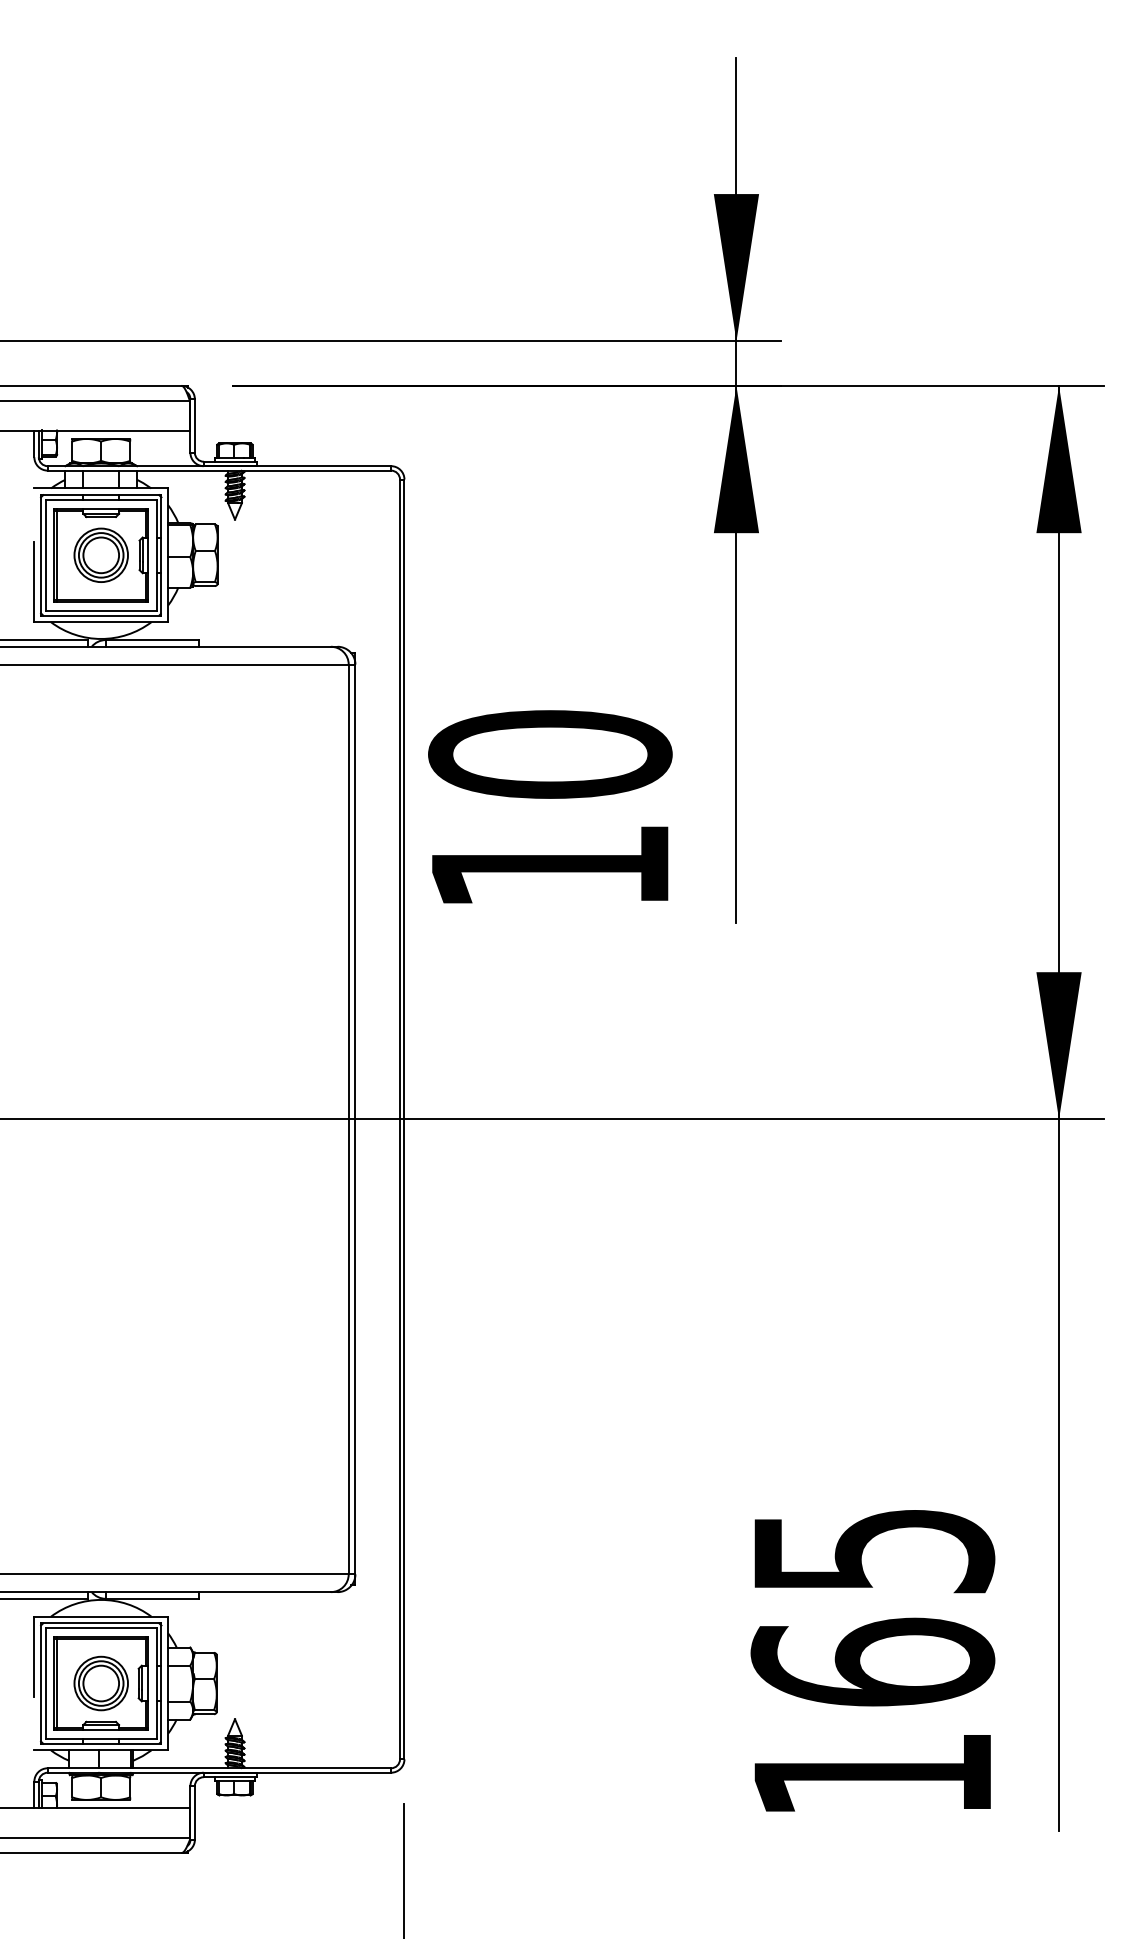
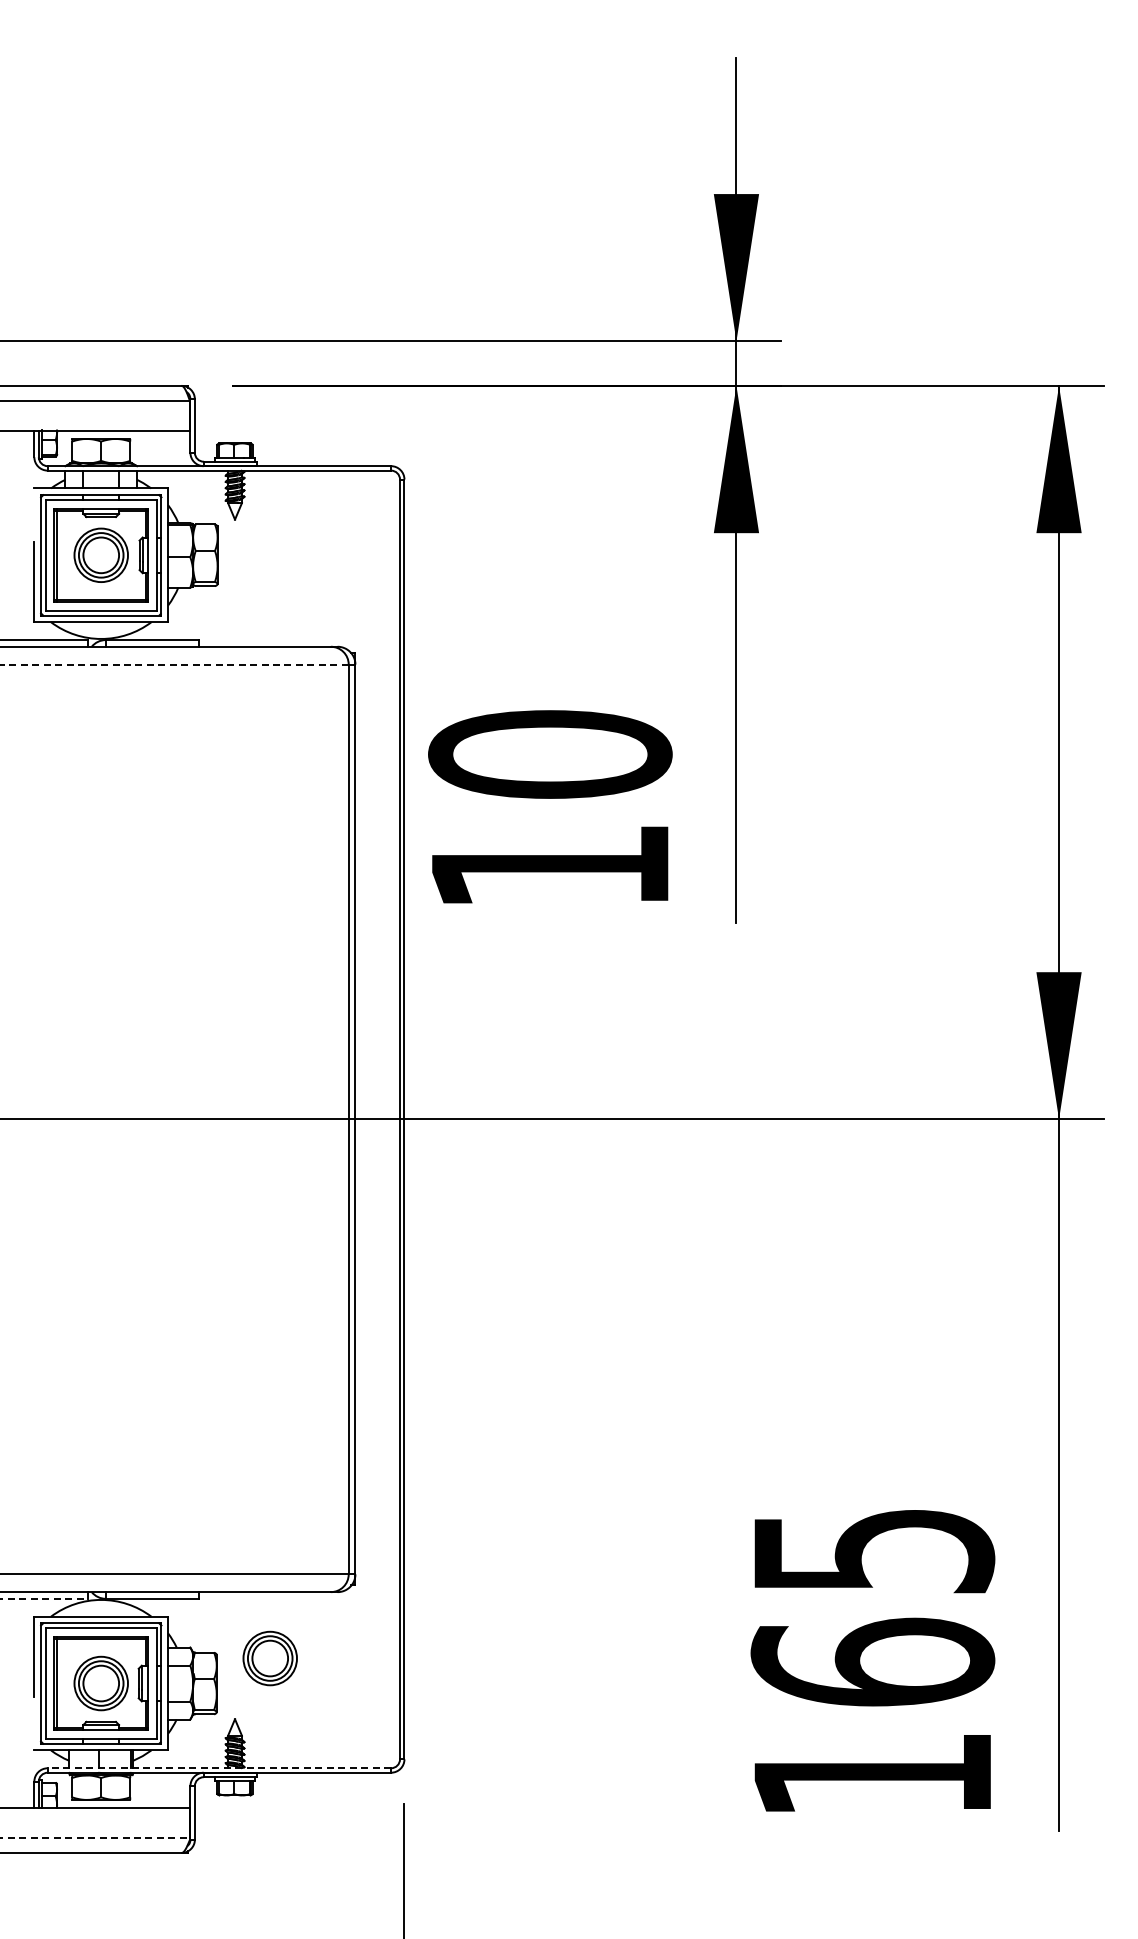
line: solid -> dashed (174, 664)
line: solid -> dashed (44, 1598)
part: none -> present (269, 1658)
line: solid -> dashed (219, 1768)
line: solid -> dashed (95, 1837)
